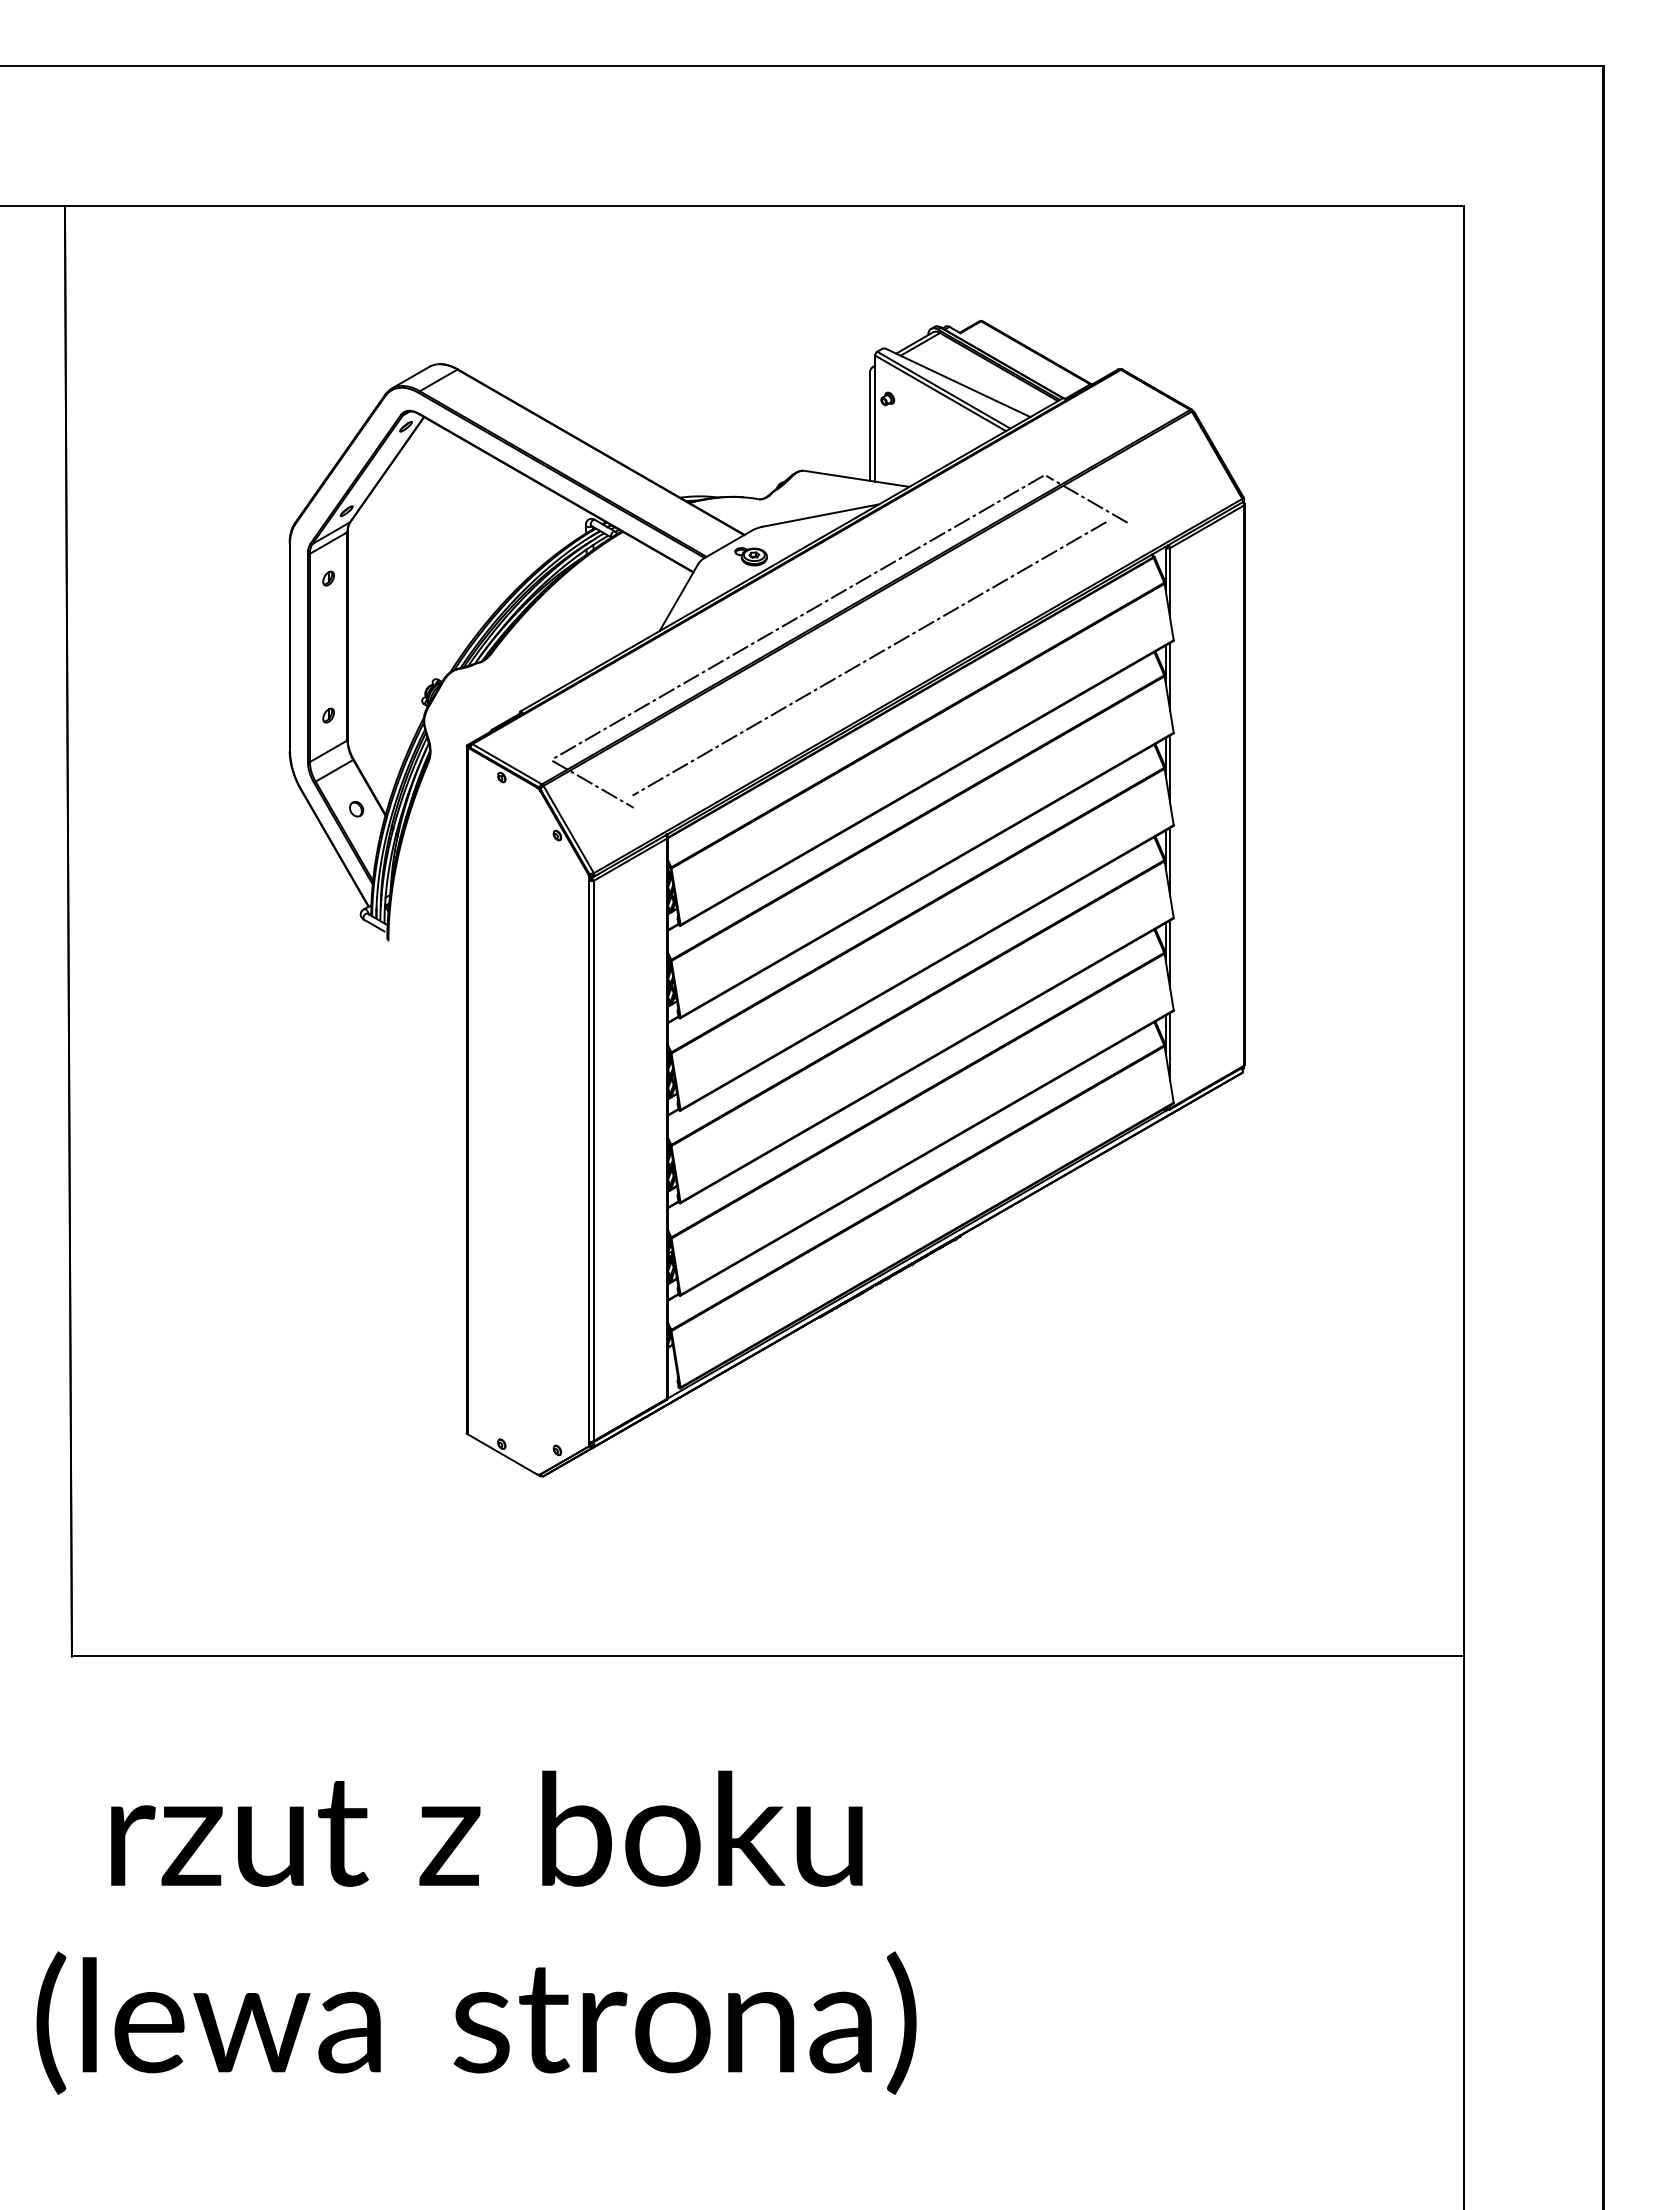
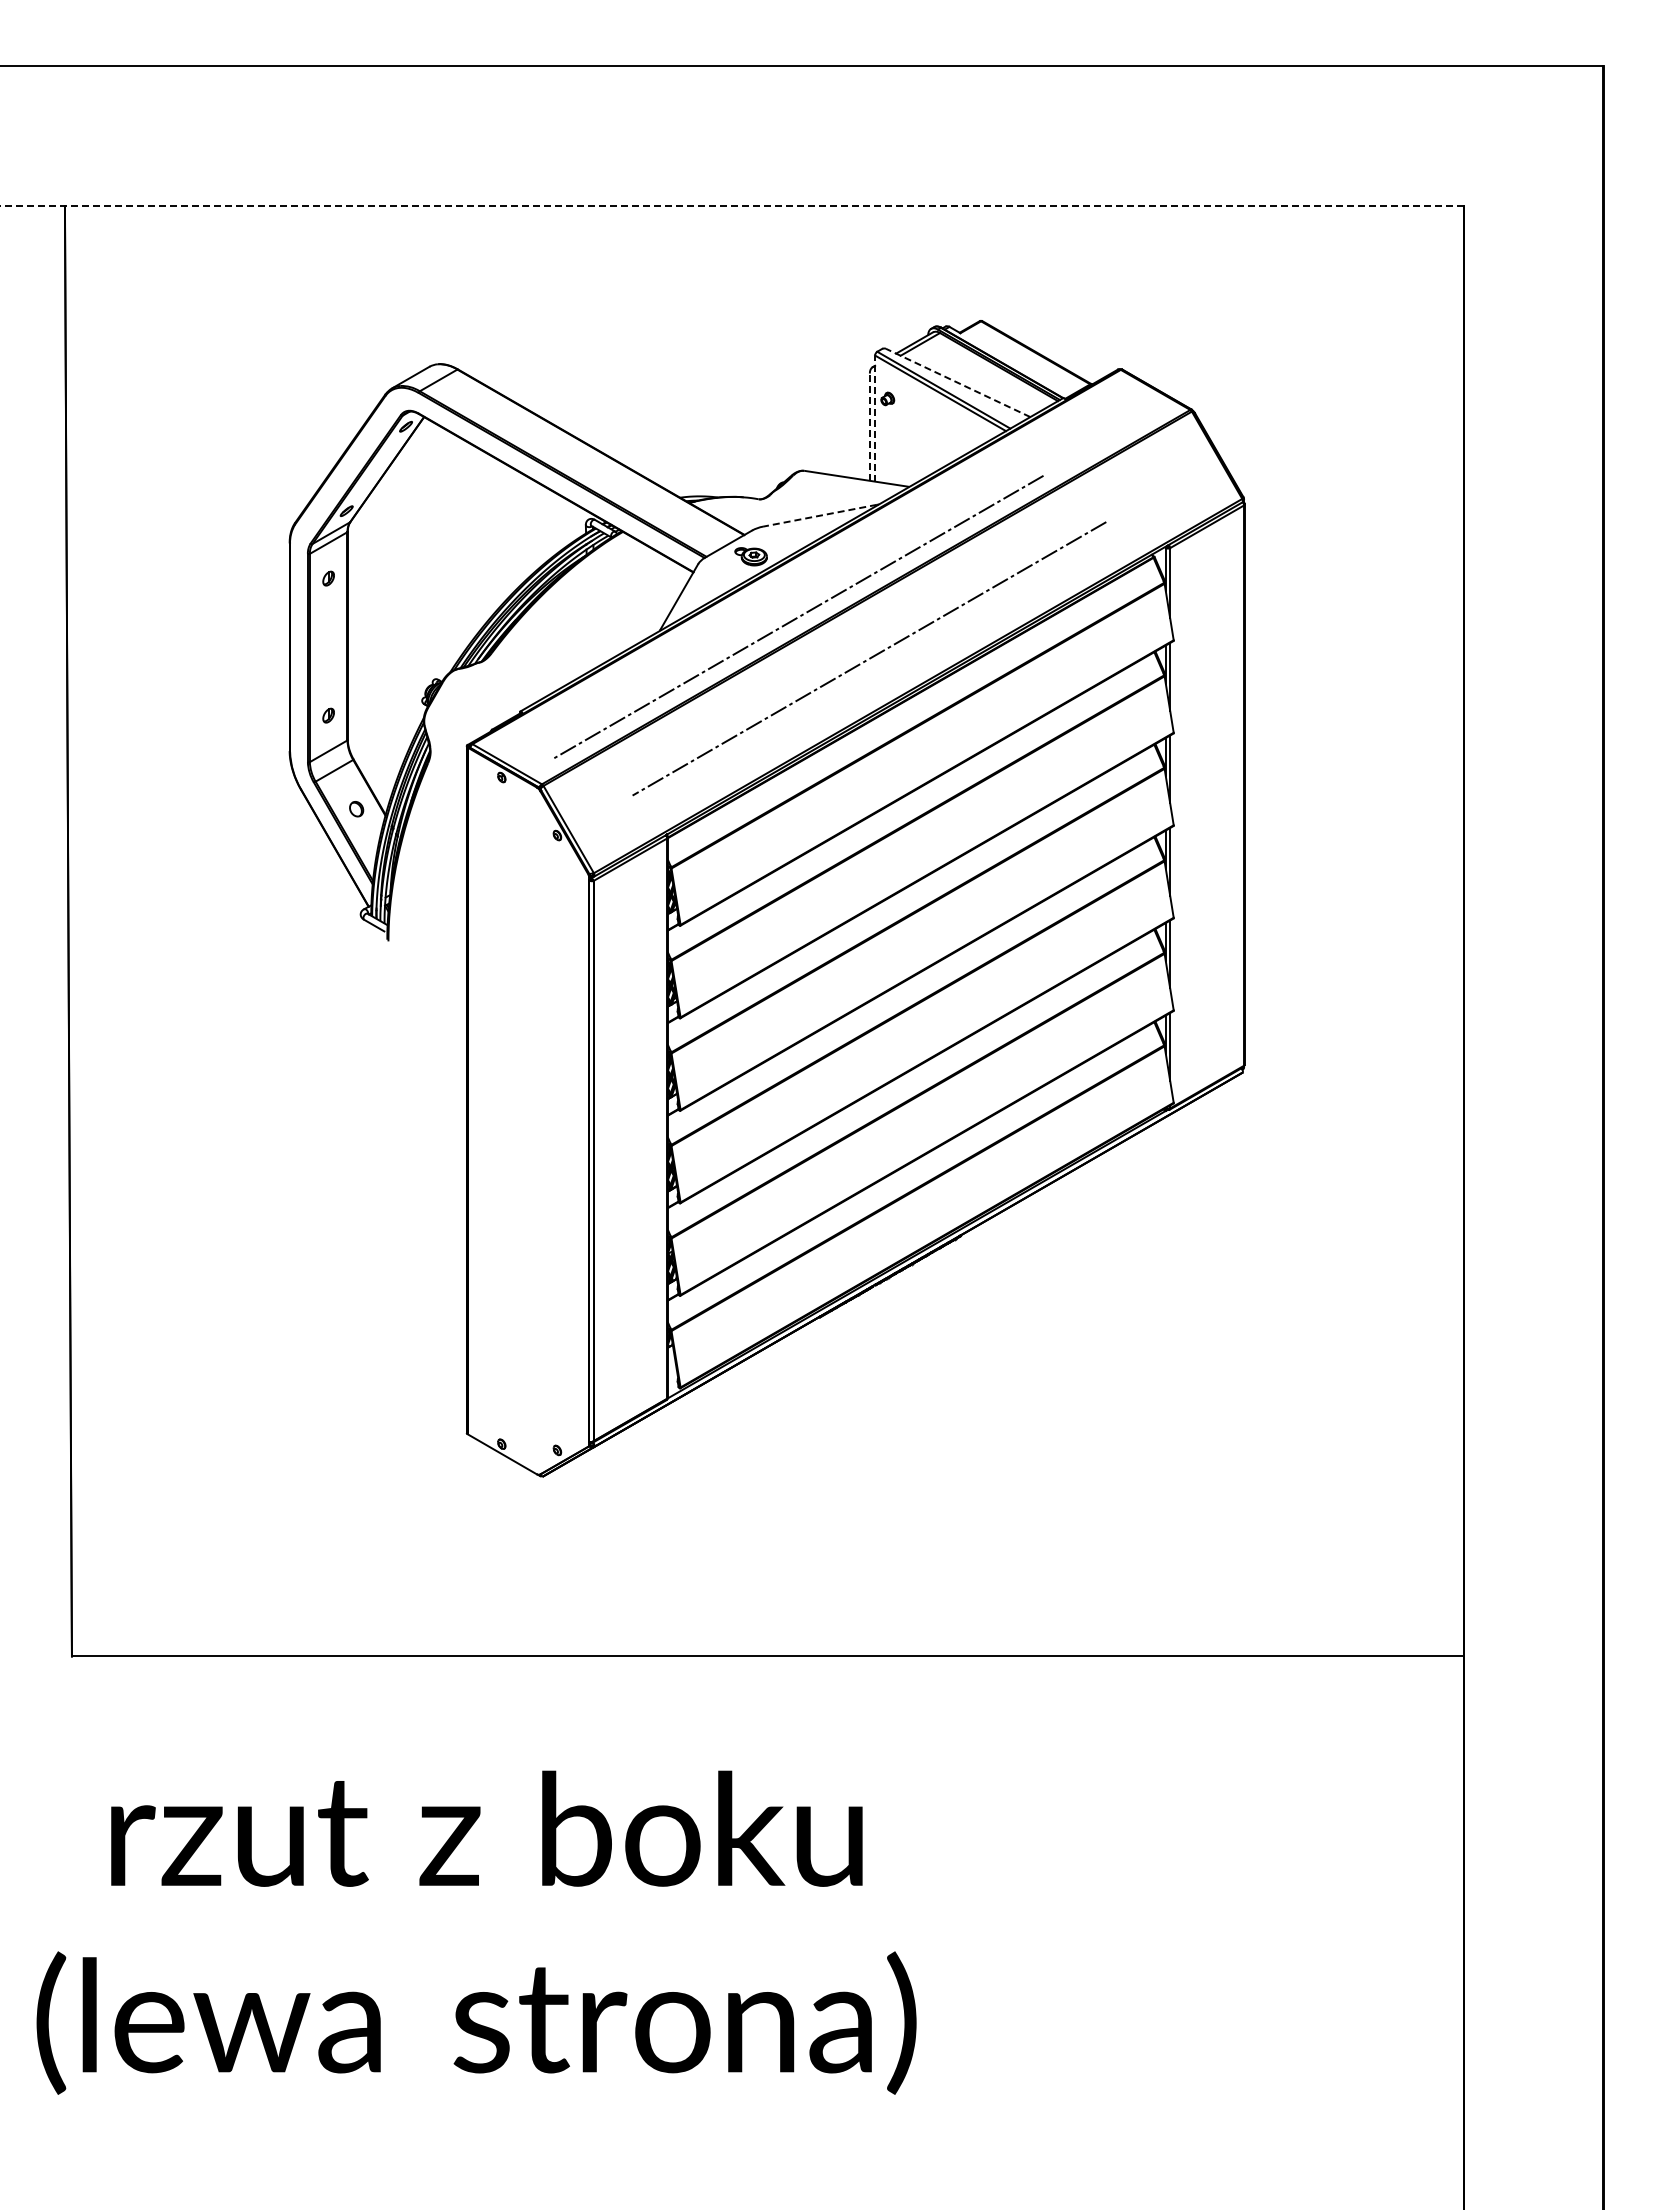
line: solid -> dashed (731, 206)
line: solid -> dashed (958, 382)
line: solid -> dashed (875, 418)
line: solid -> dashed (869, 427)
line: present -> none (1086, 498)
line: solid -> dashed (820, 515)
line: present -> none (592, 783)
